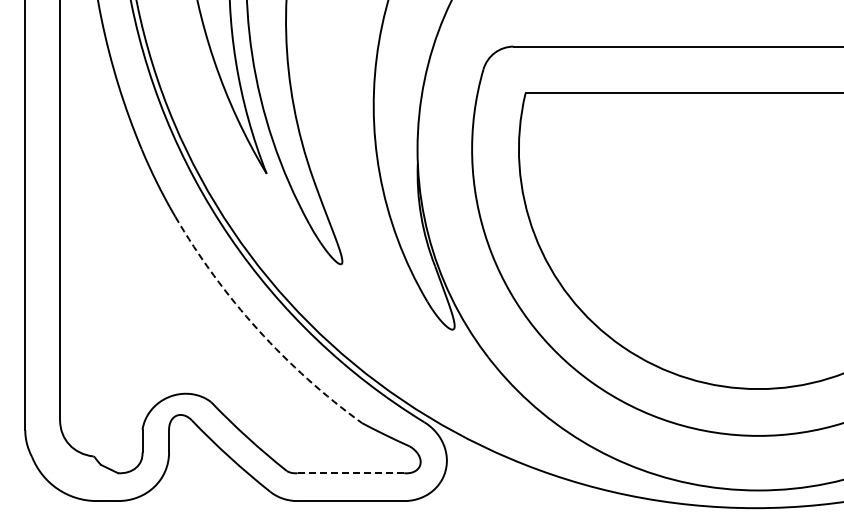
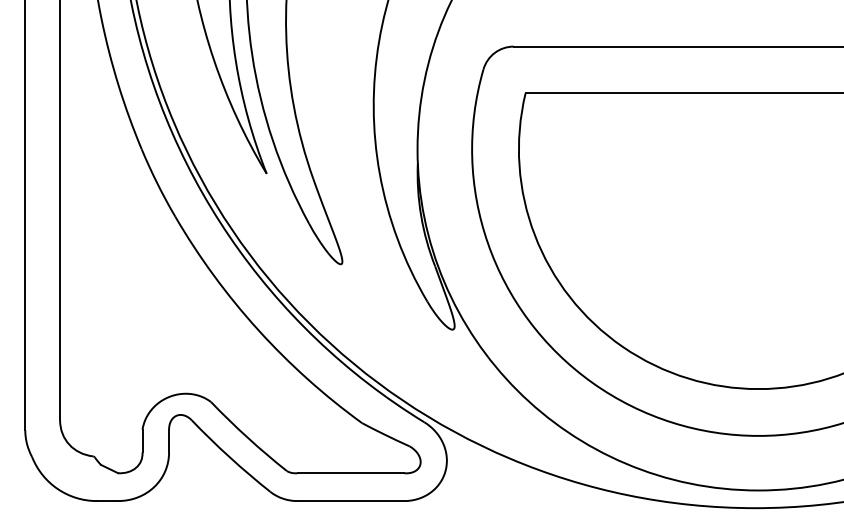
arc: dashed -> solid (258, 329)
line: dashed -> solid (351, 473)
